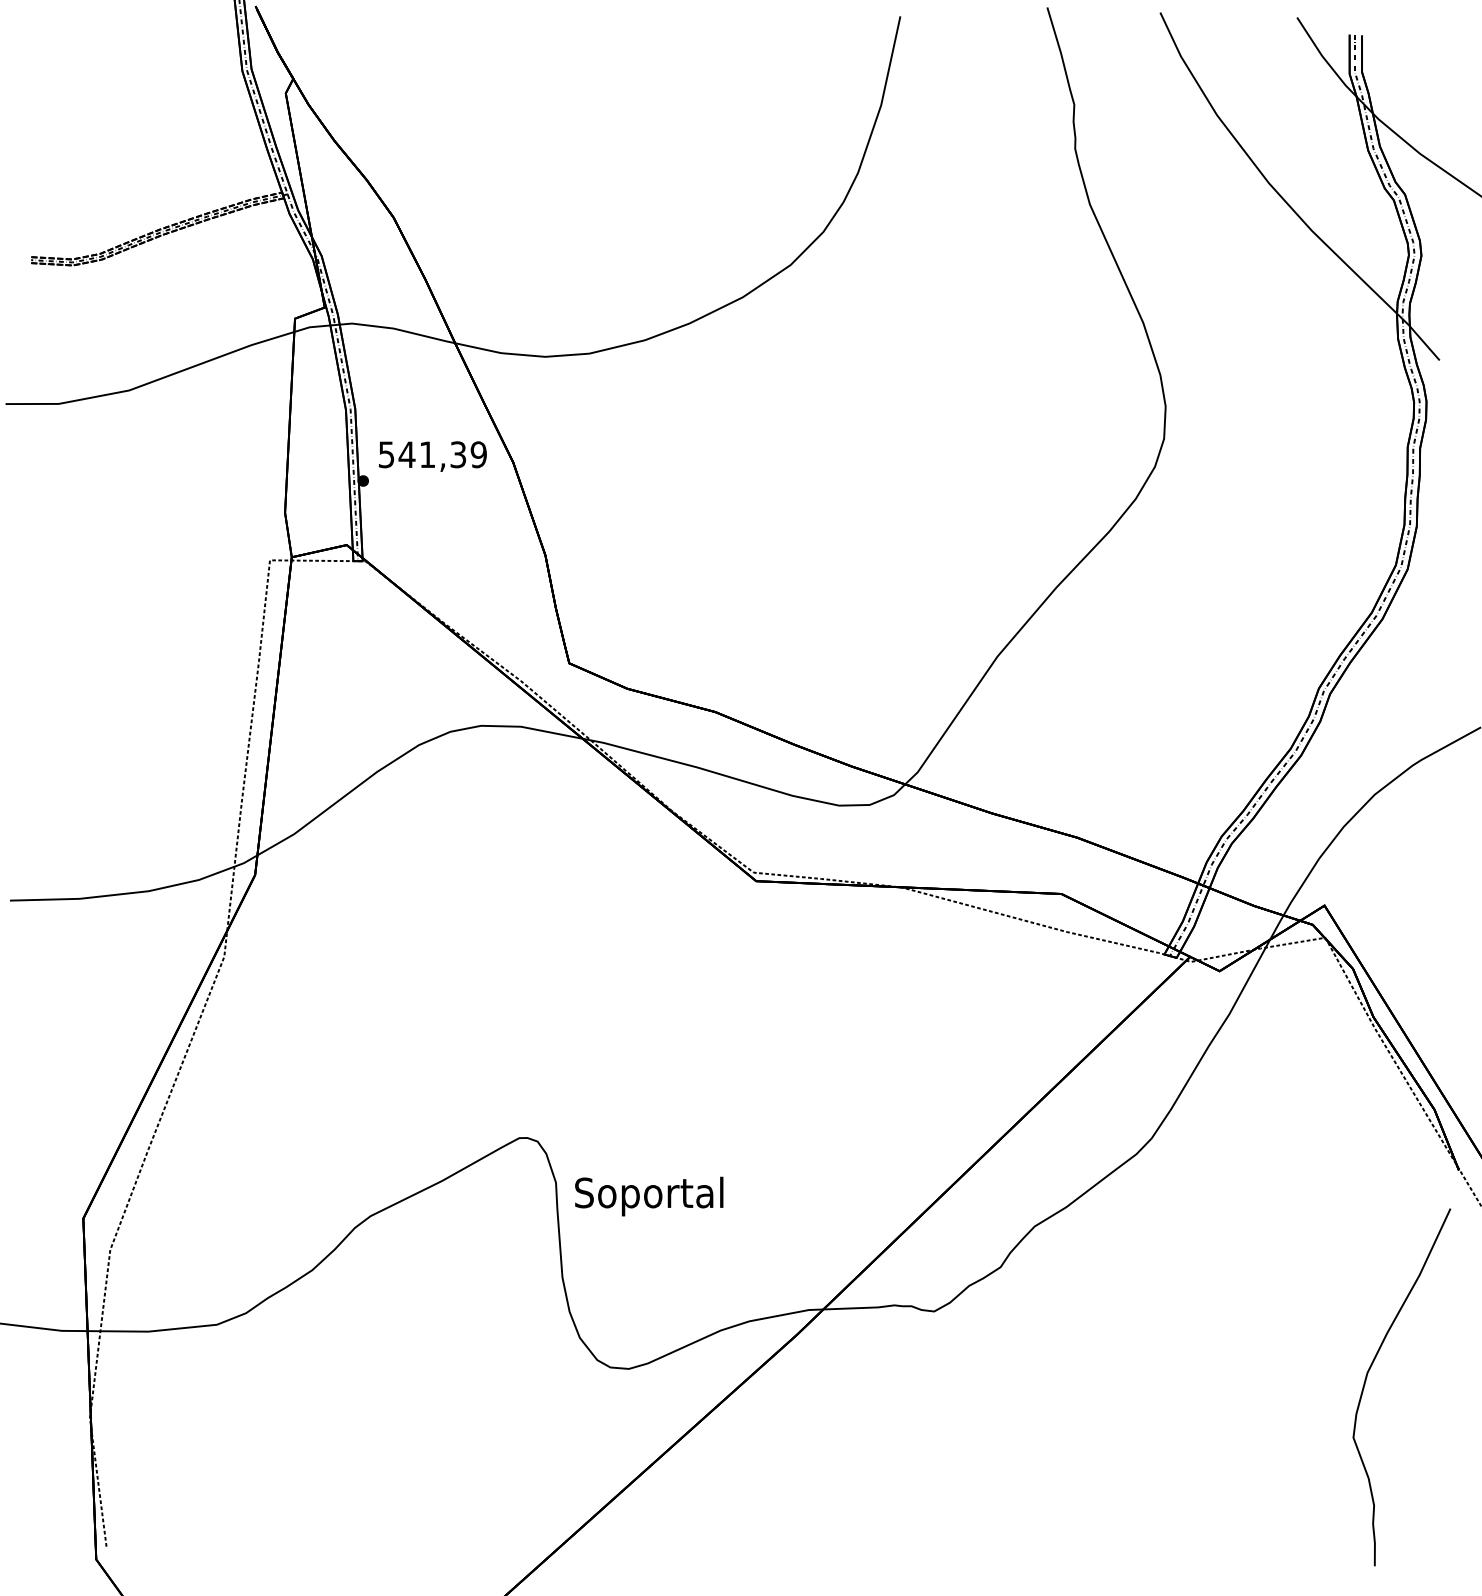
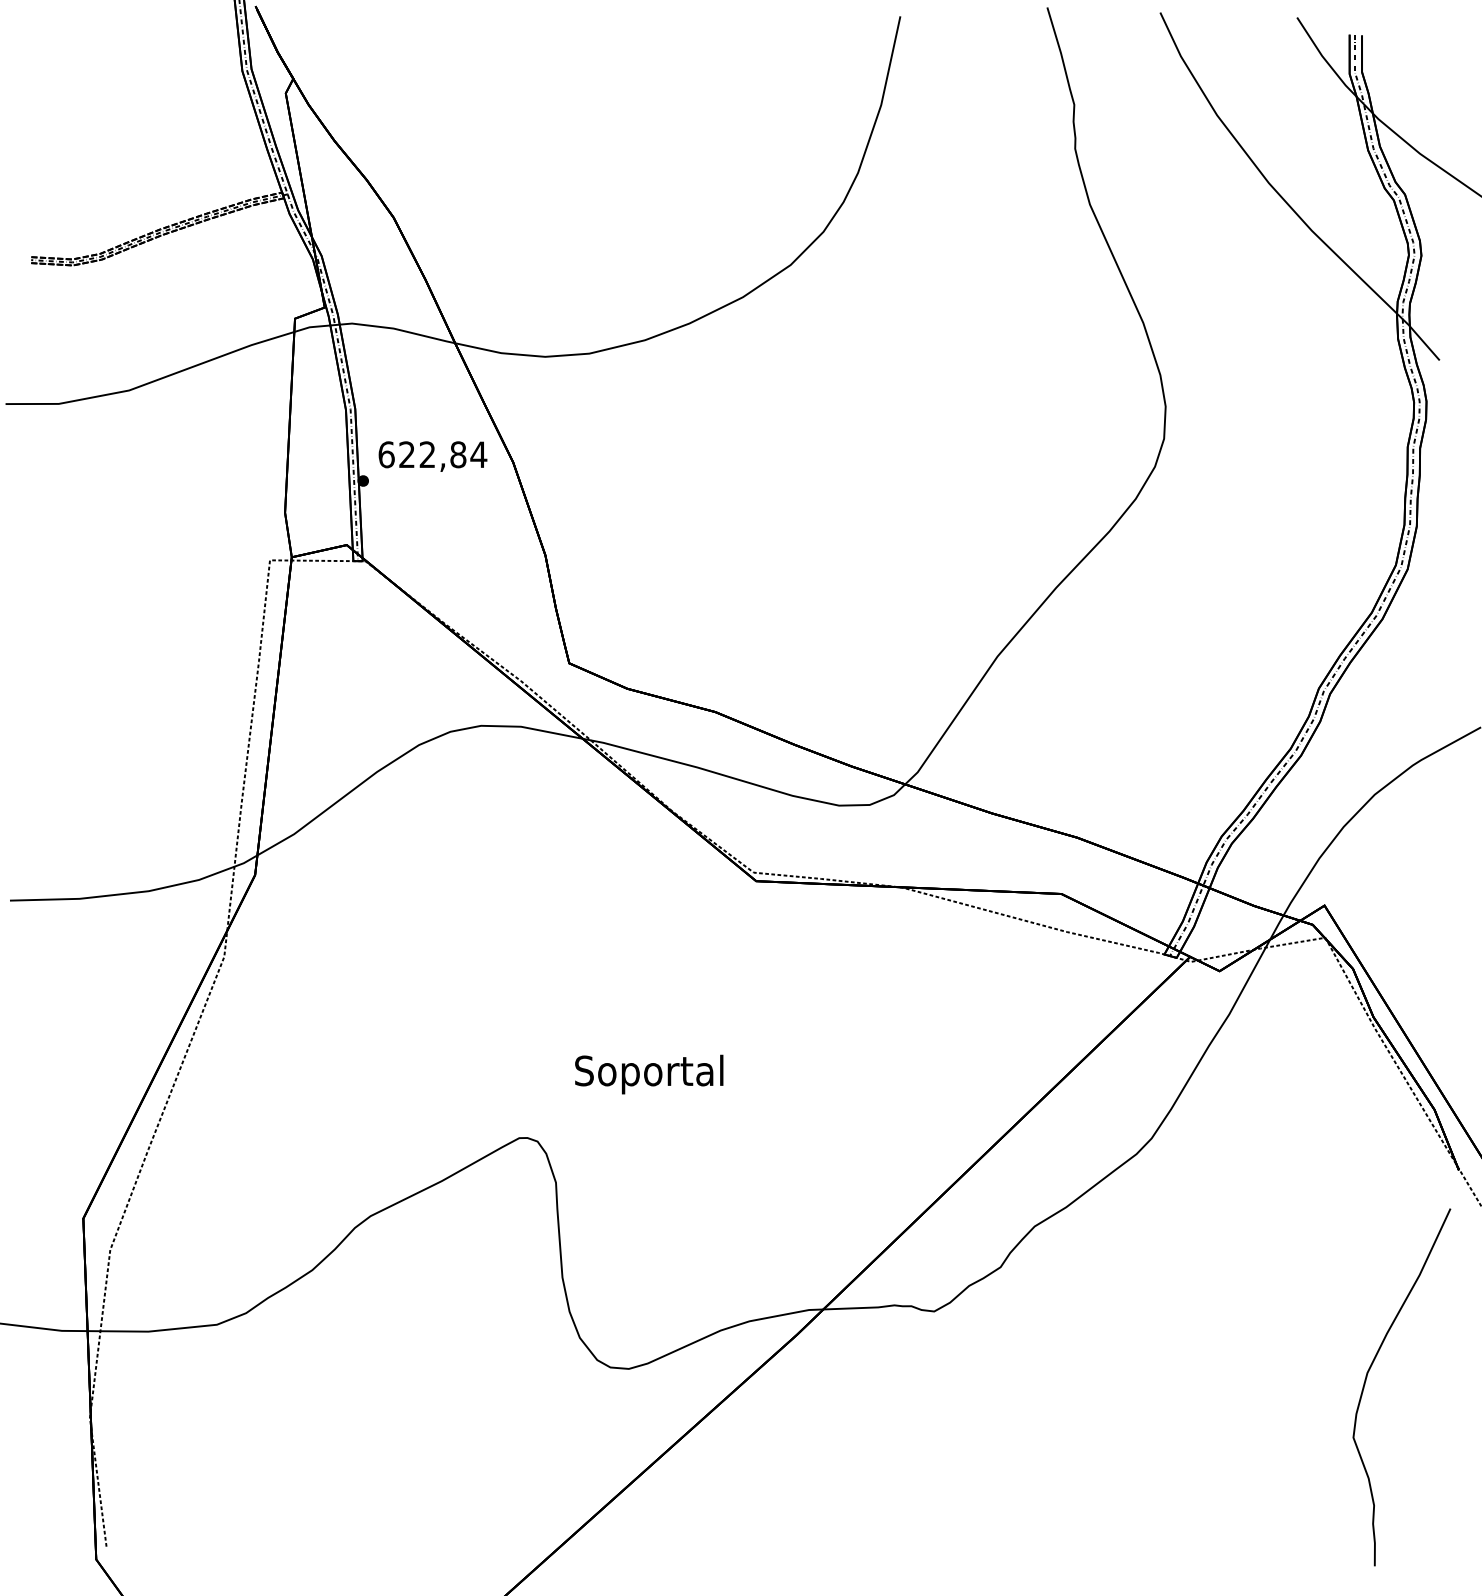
text: 541,39 -> 622,84 (432, 454)
text position: (649, 1196) -> (649, 1074) (649, 1074)
